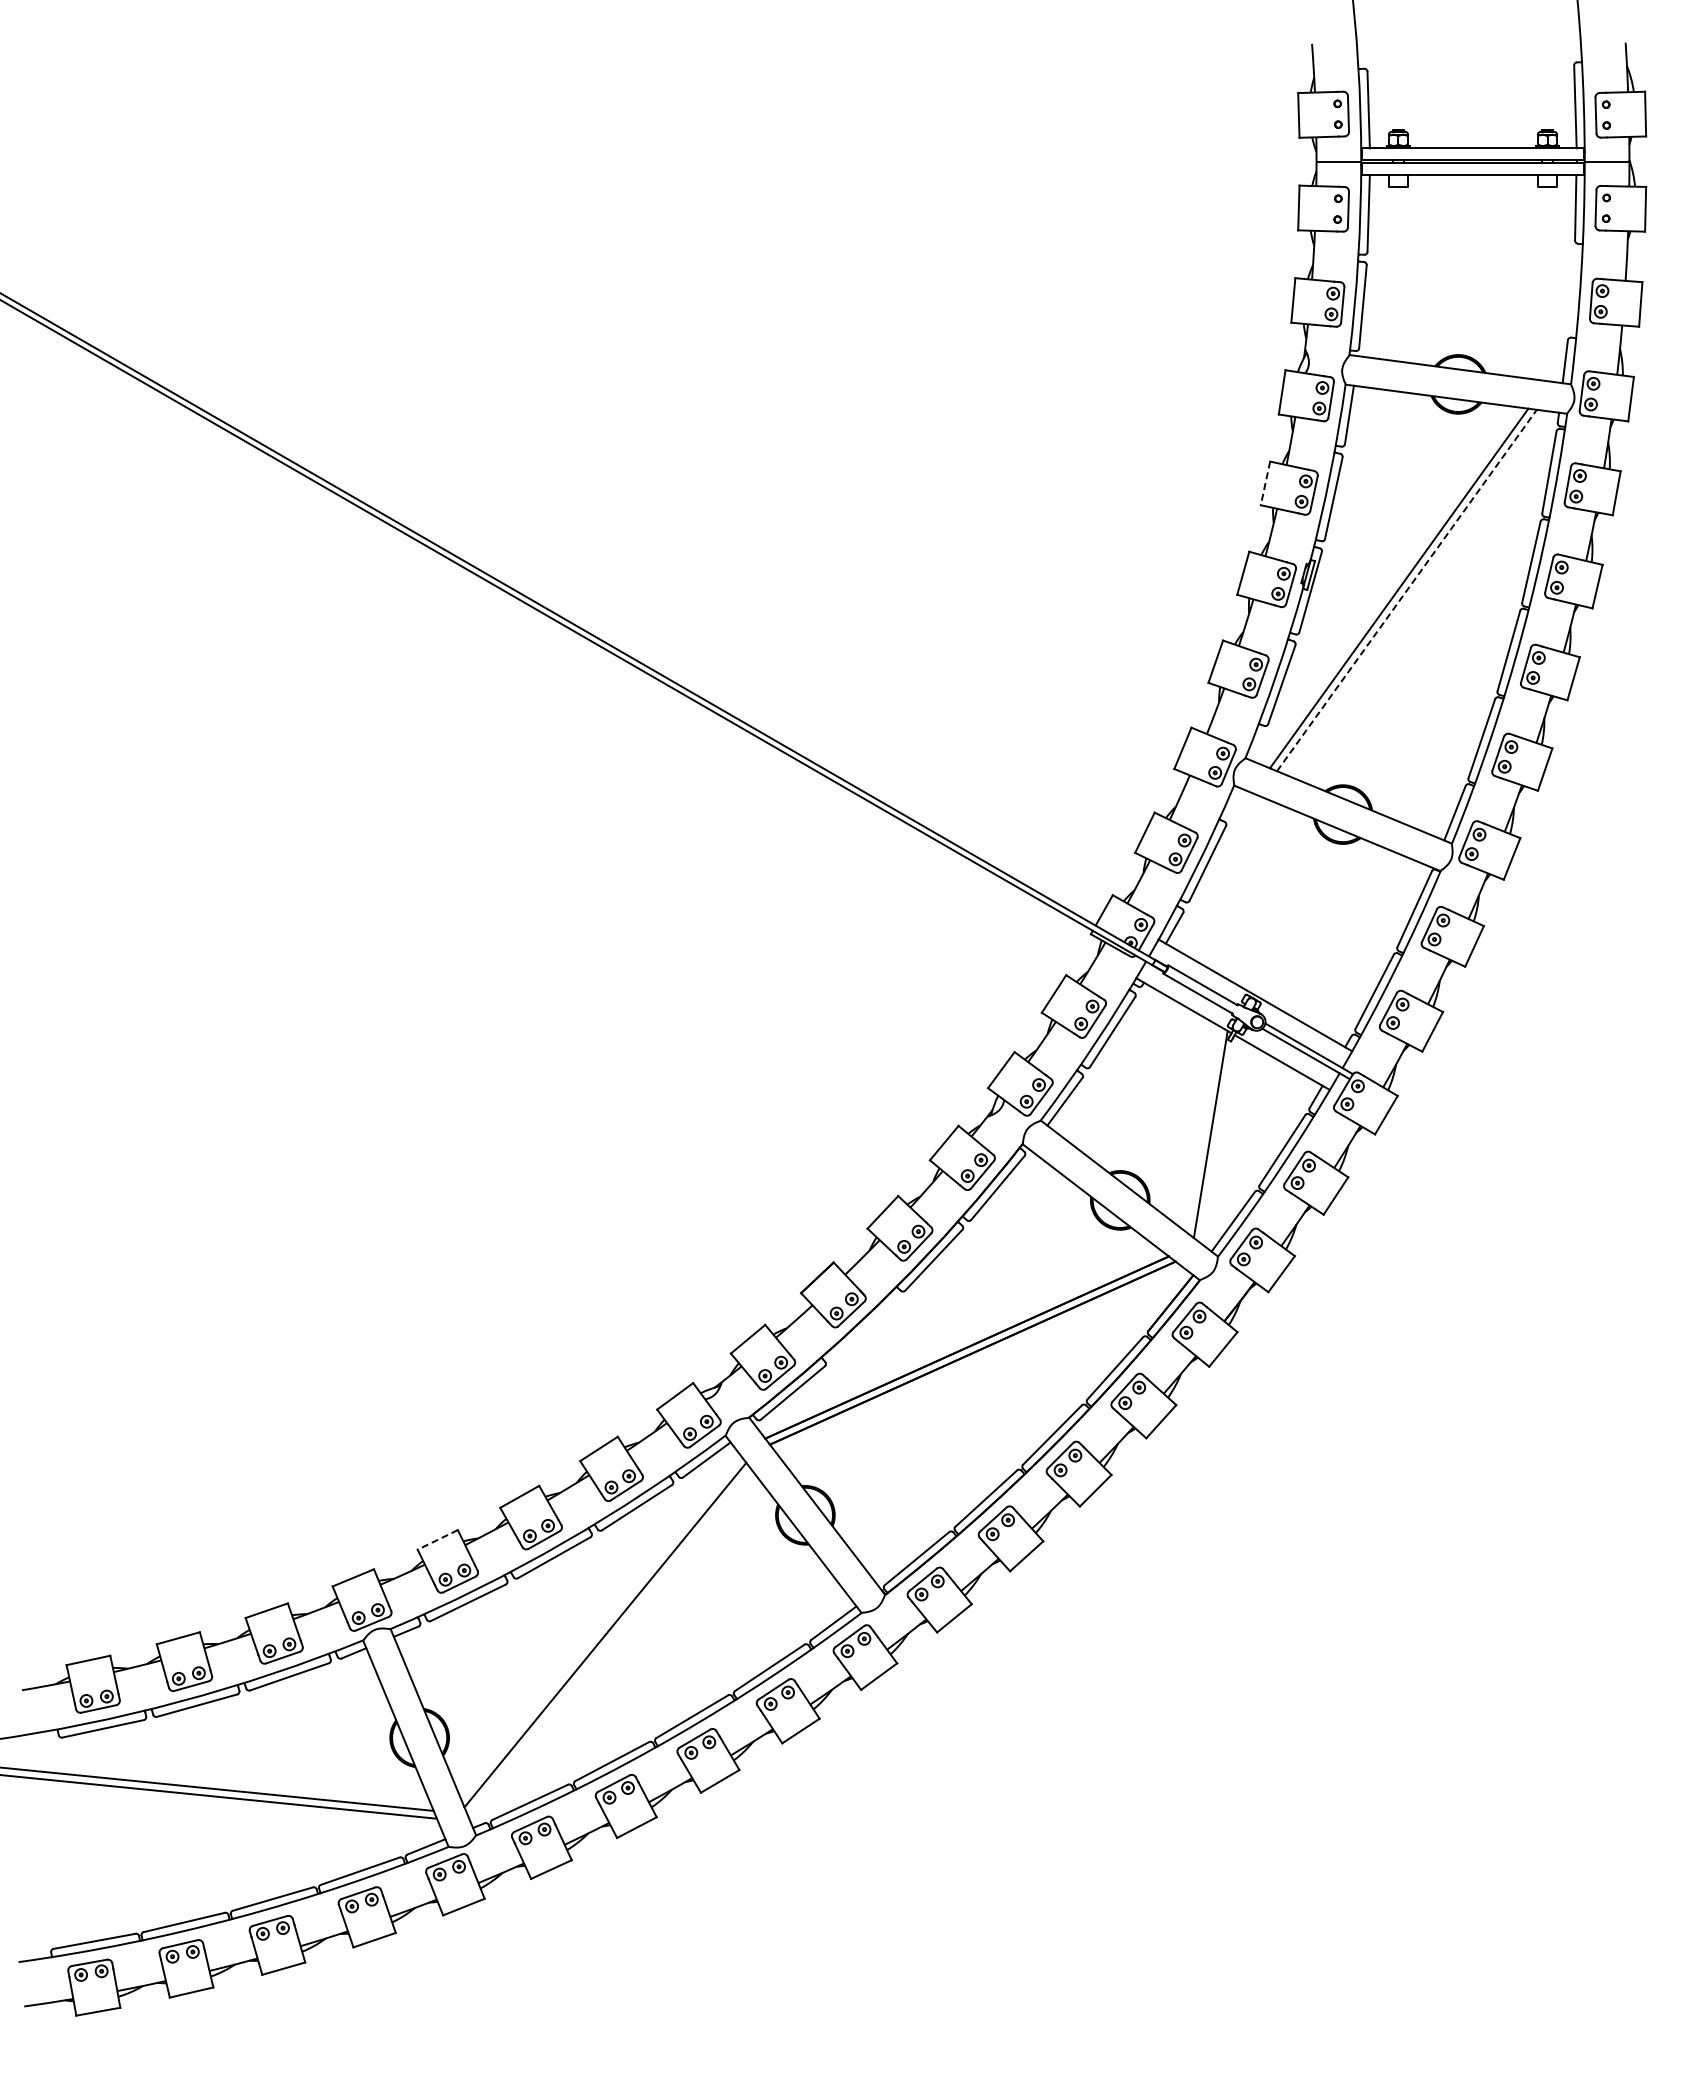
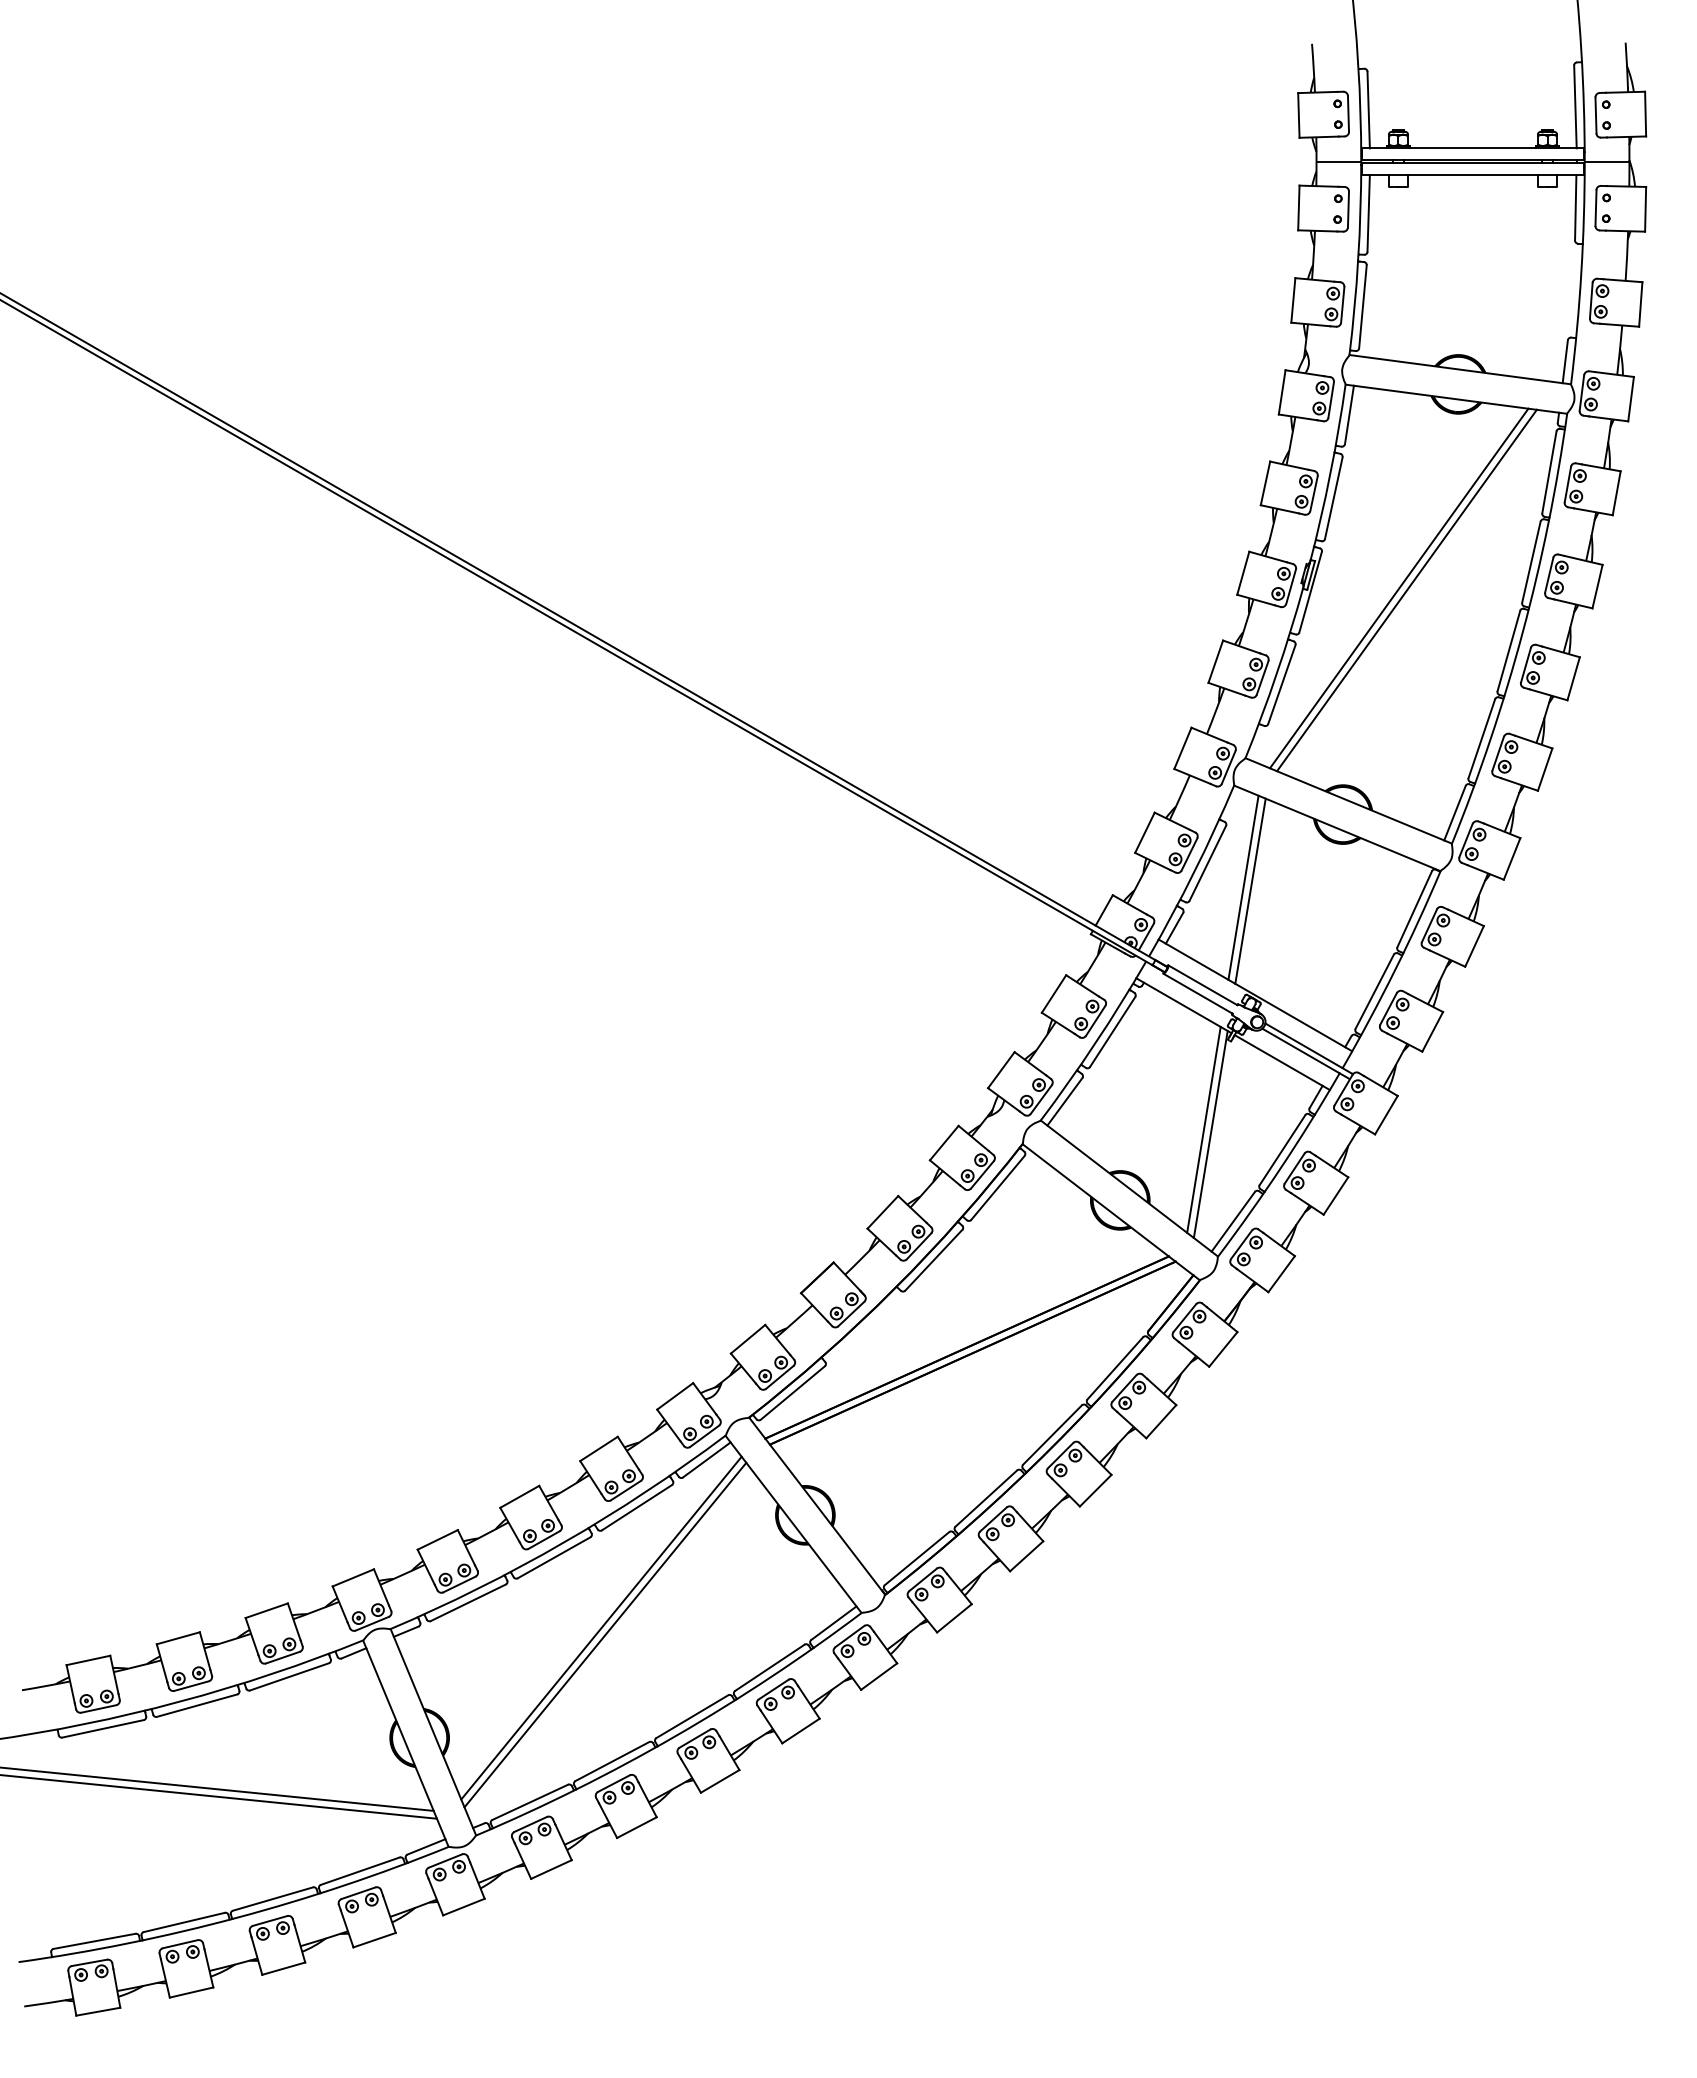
line: dashed -> solid (1265, 483)
line: dashed -> solid (1406, 590)
line: none -> present (1243, 887)
line: none -> present (1250, 890)
line: none -> present (1203, 1129)
line: dashed -> solid (437, 1540)
line: none -> present (601, 1627)
